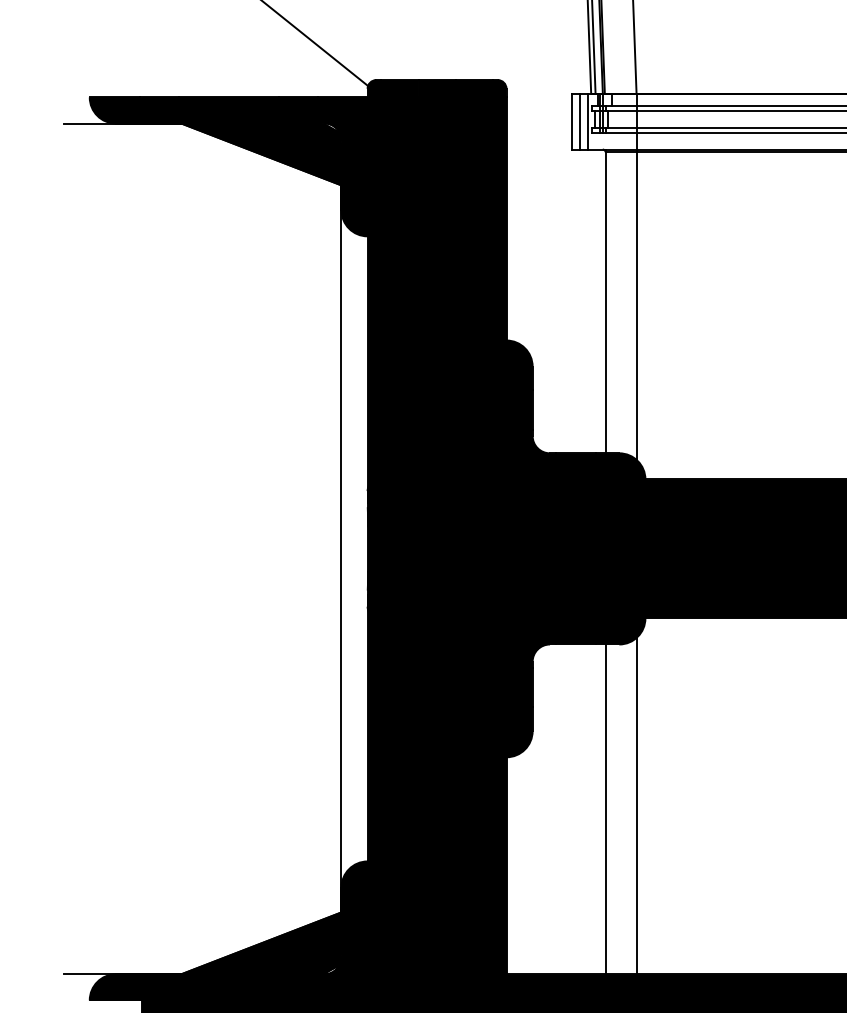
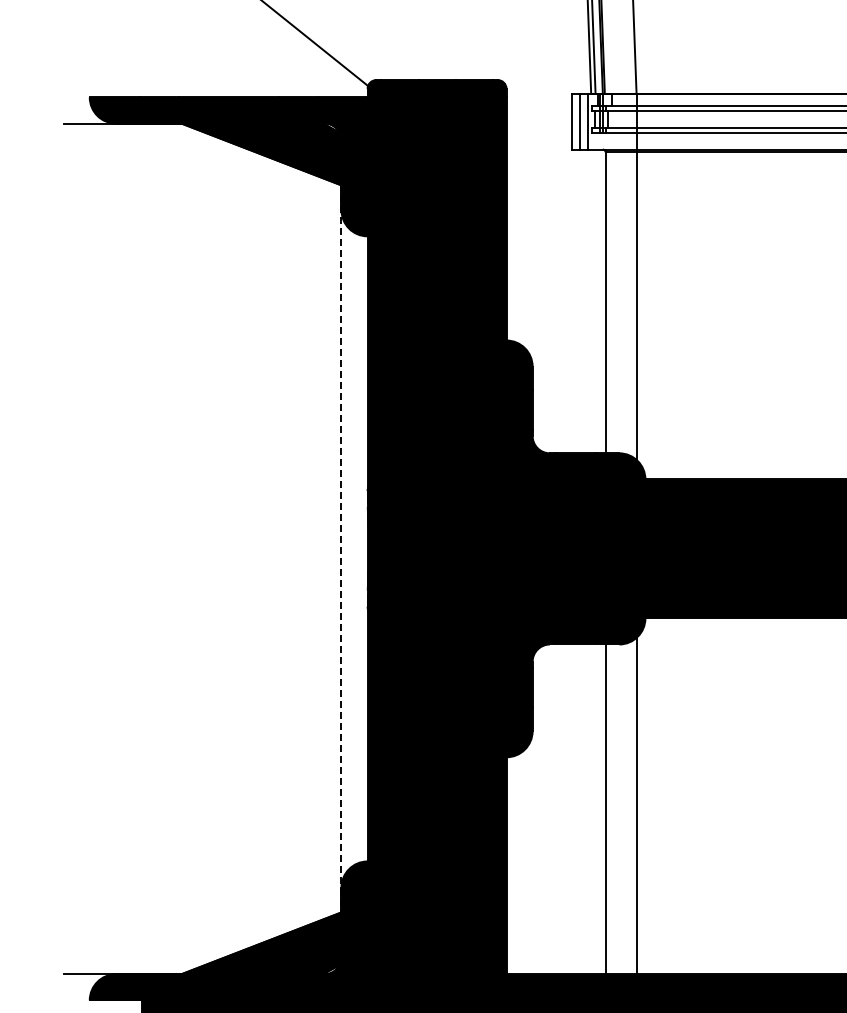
line: solid -> dashed (341, 549)
